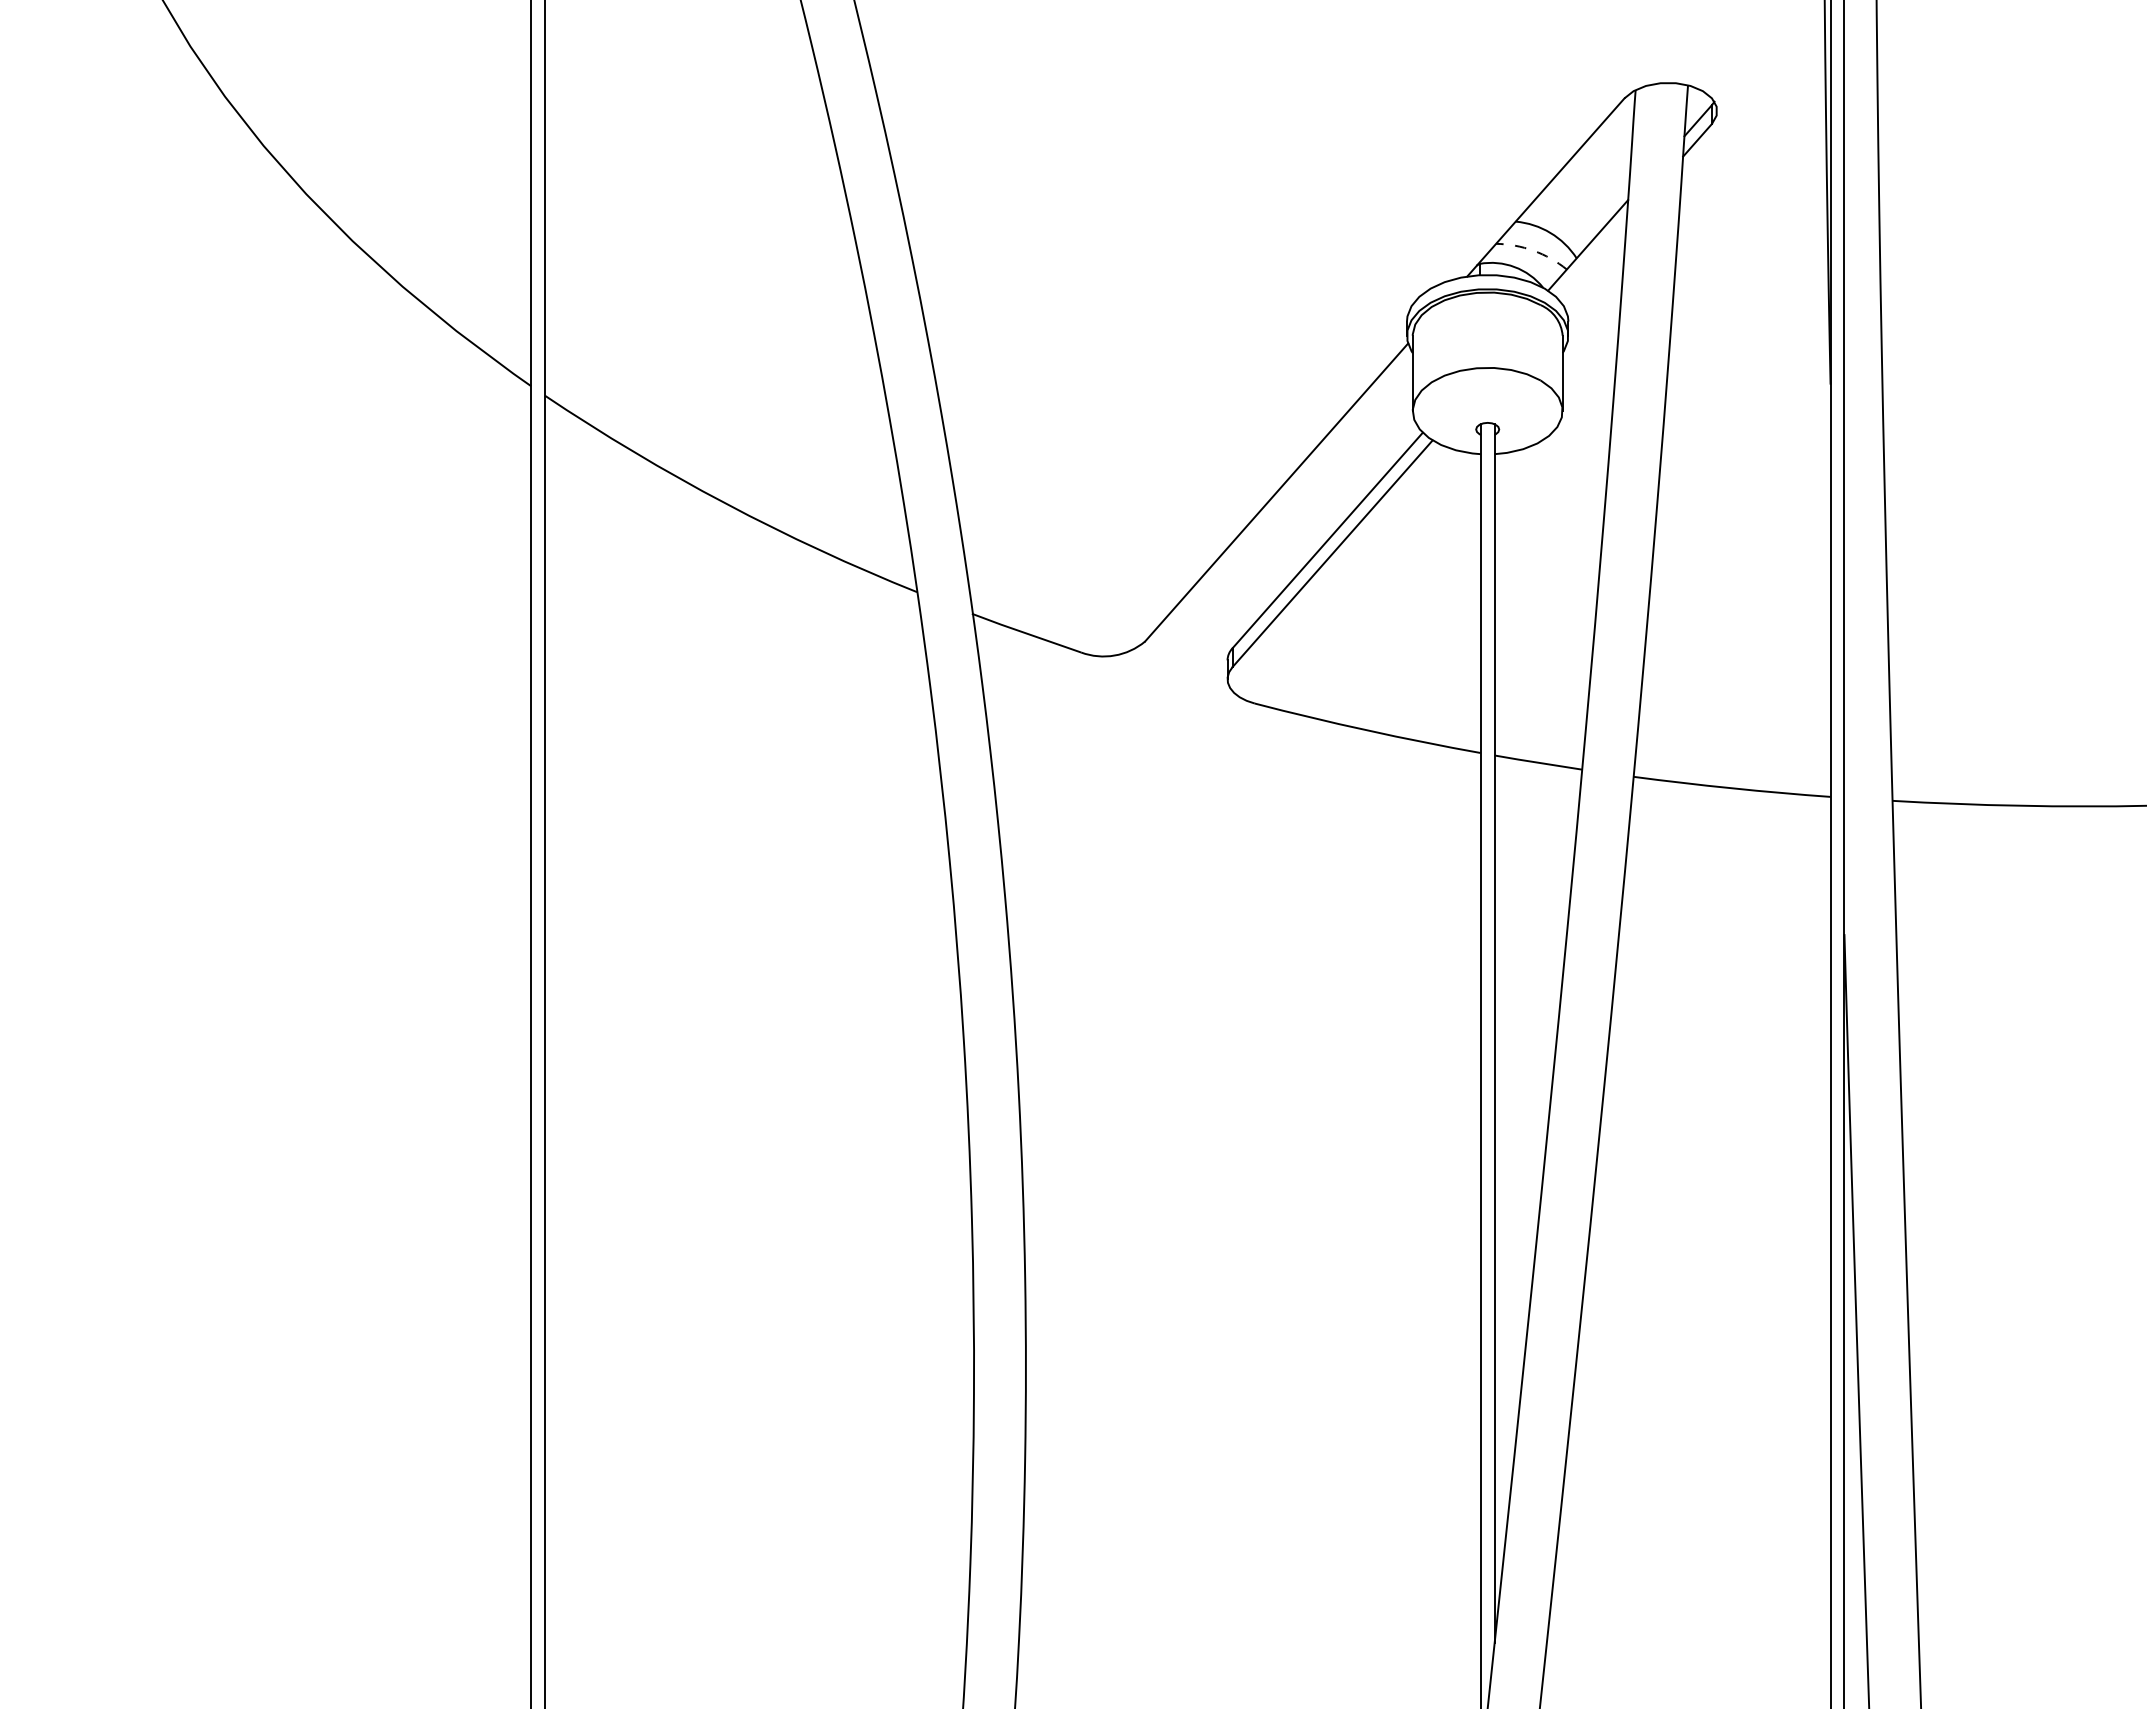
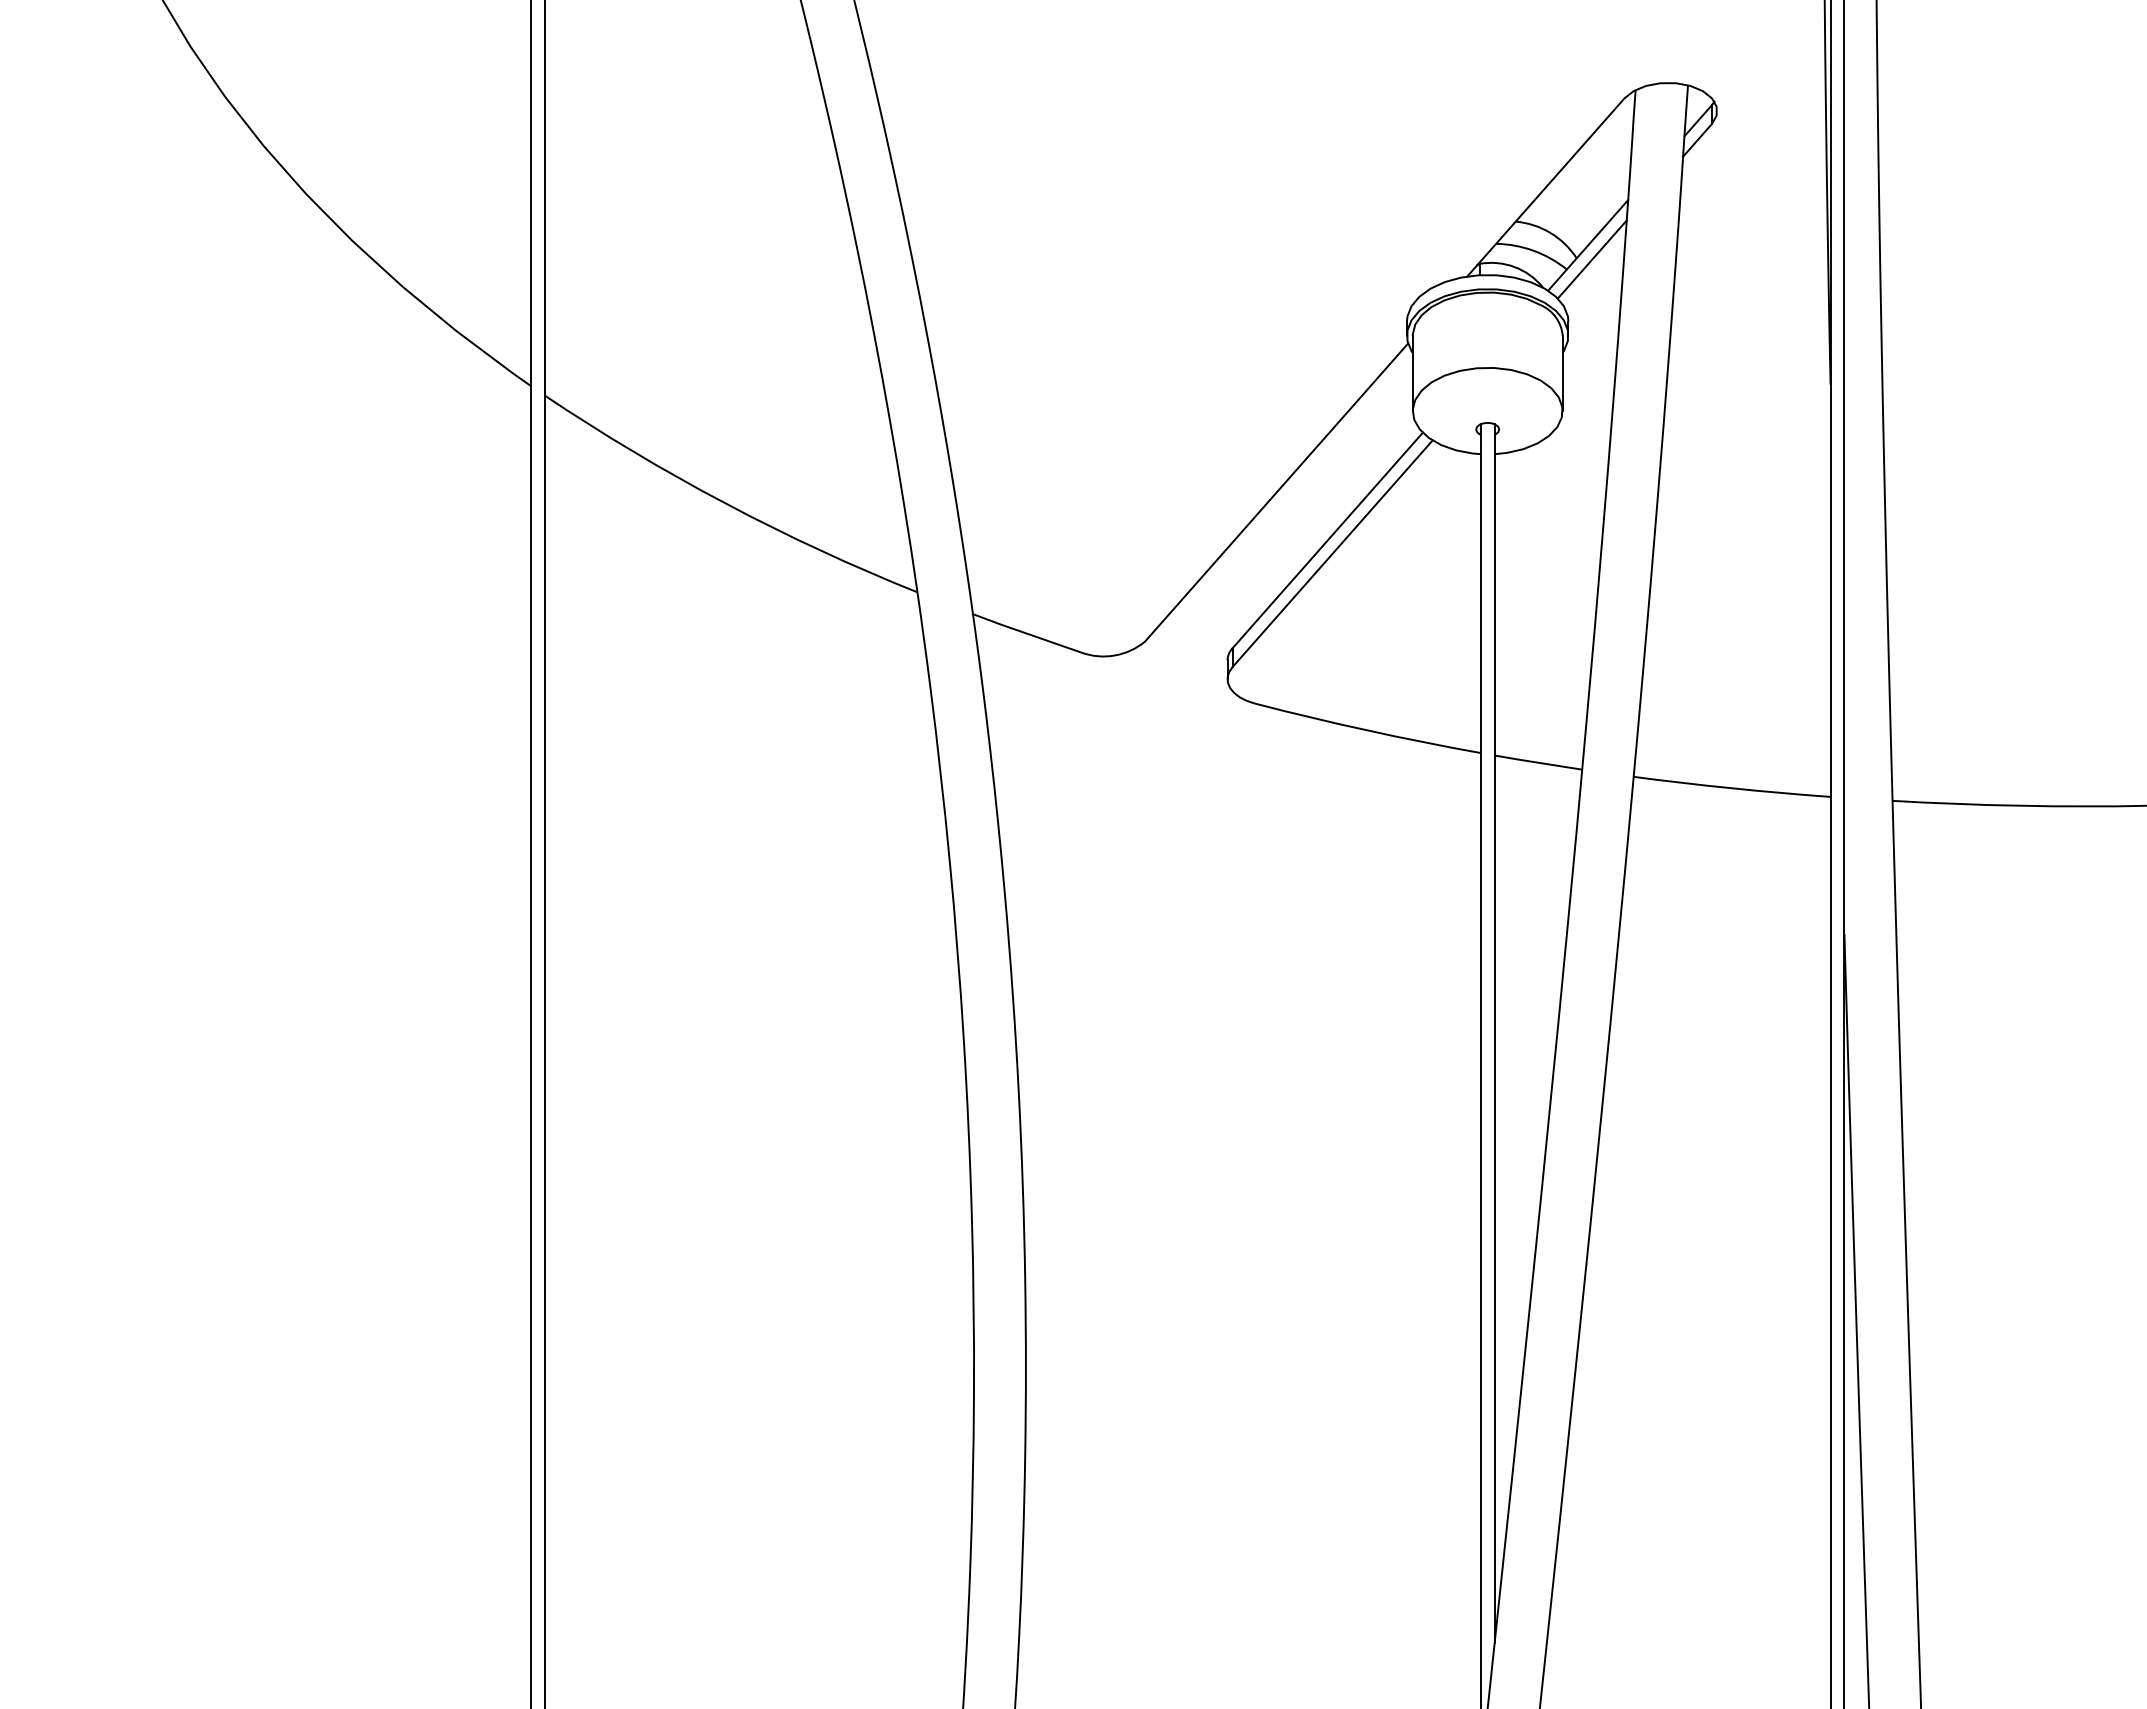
arc: dashed -> solid (1533, 250)
line: none -> present (1591, 259)
